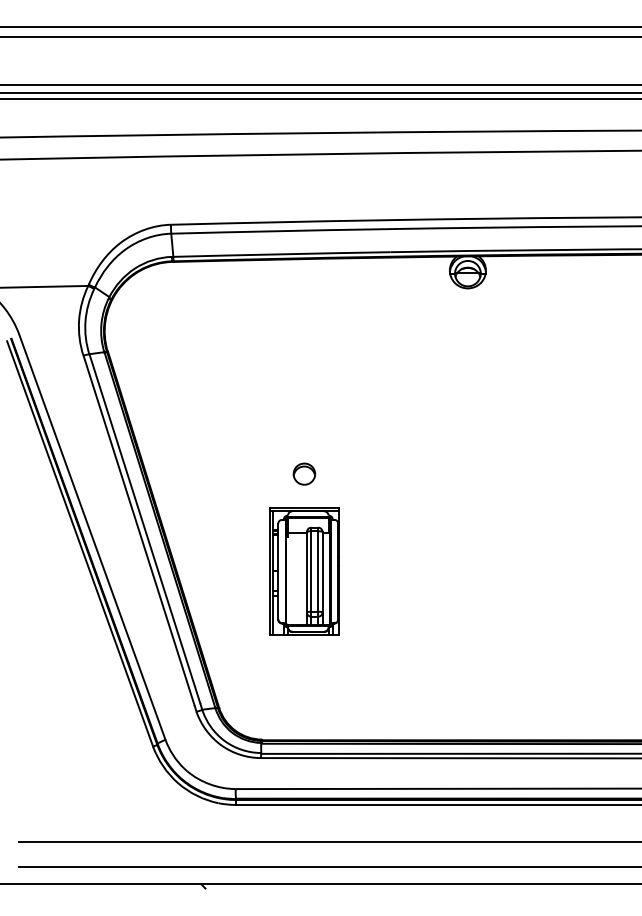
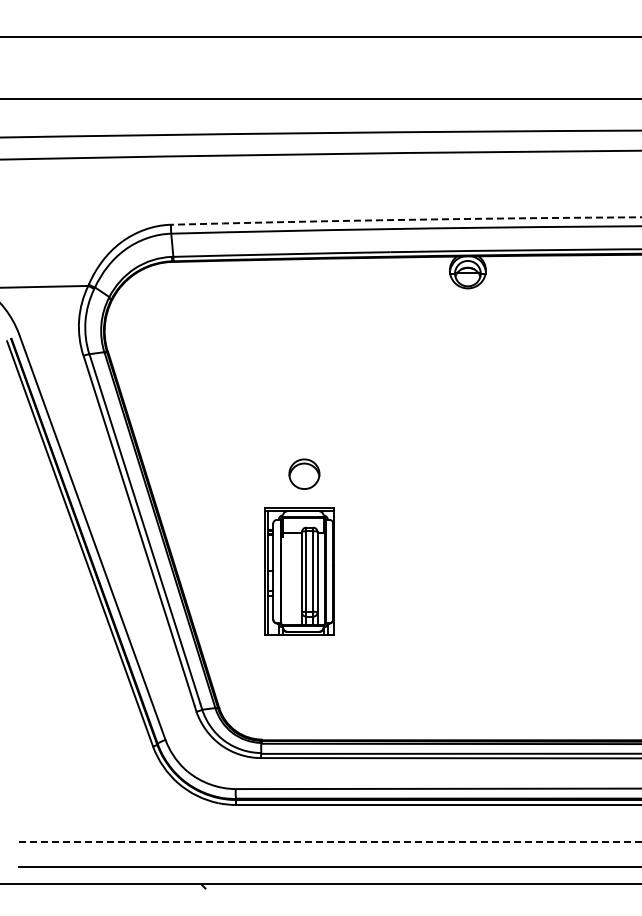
line: present -> none (320, 27)
line: present -> none (320, 85)
line: present -> none (320, 93)
arc: solid -> dashed (405, 219)
part size: 25x24 px -> 33x32 px (304, 473)
part position: (304, 571) -> (299, 571) (299, 571)
line: solid -> dashed (330, 841)
